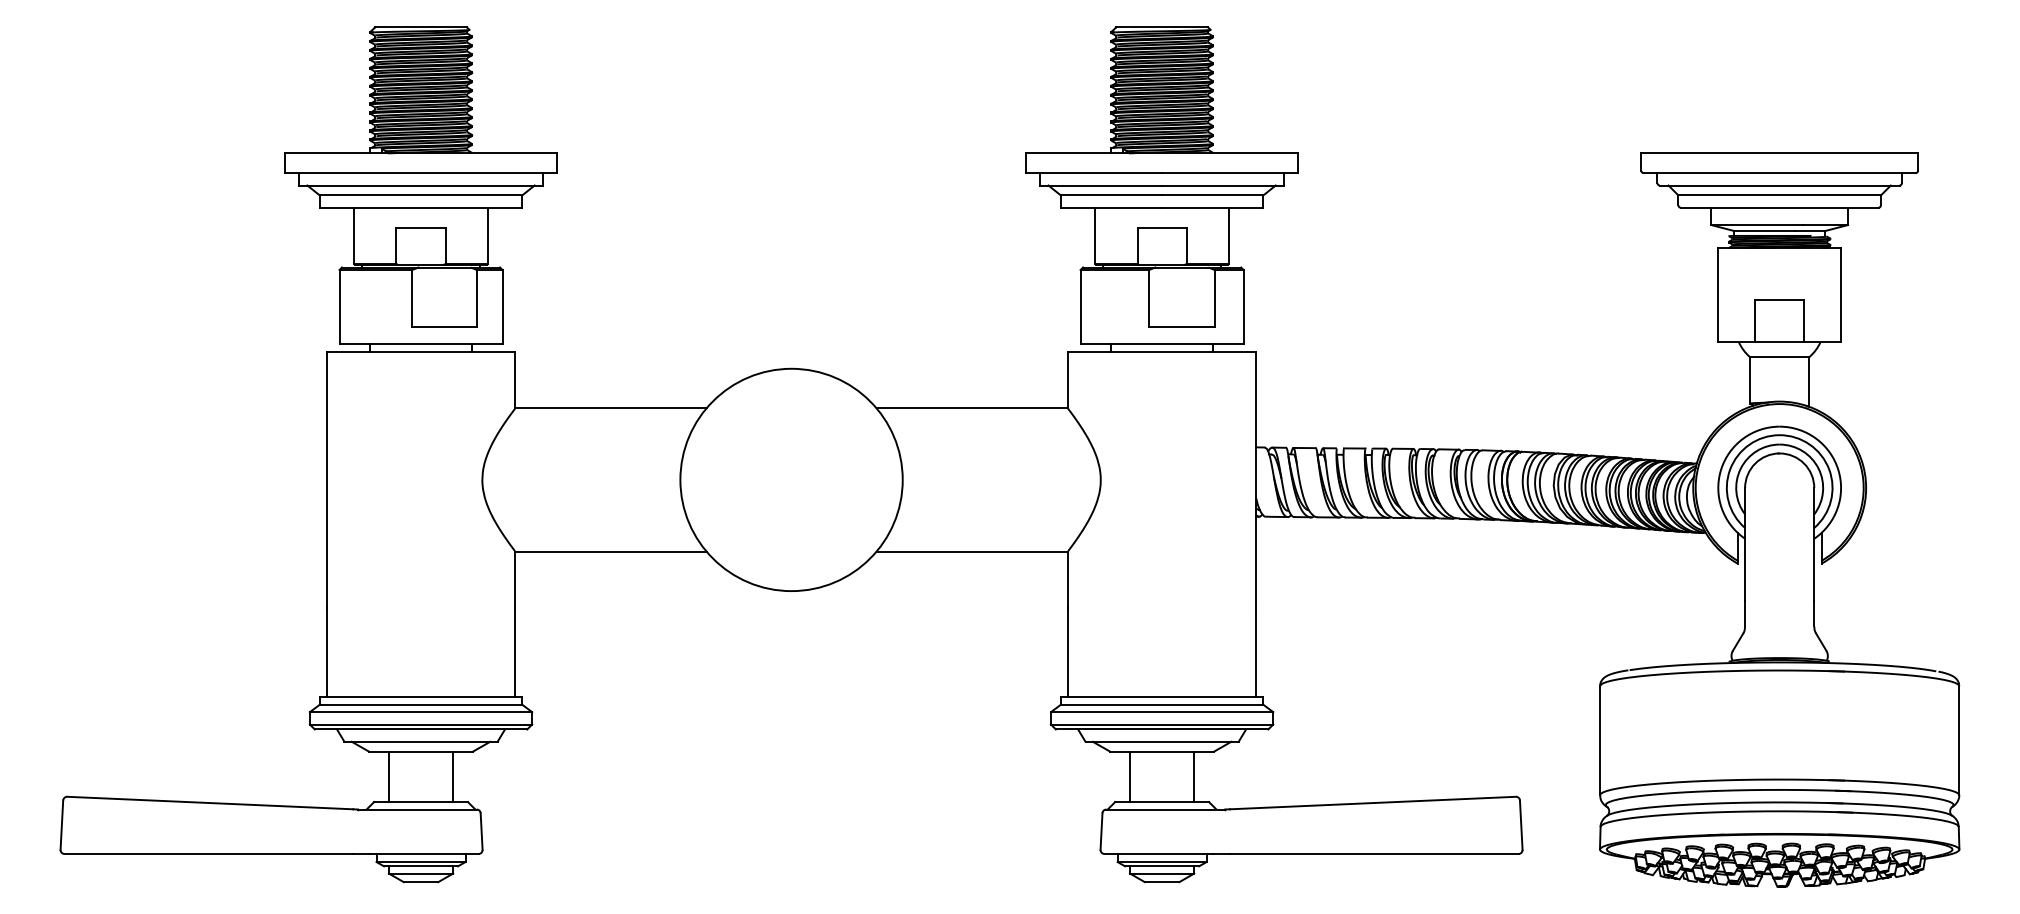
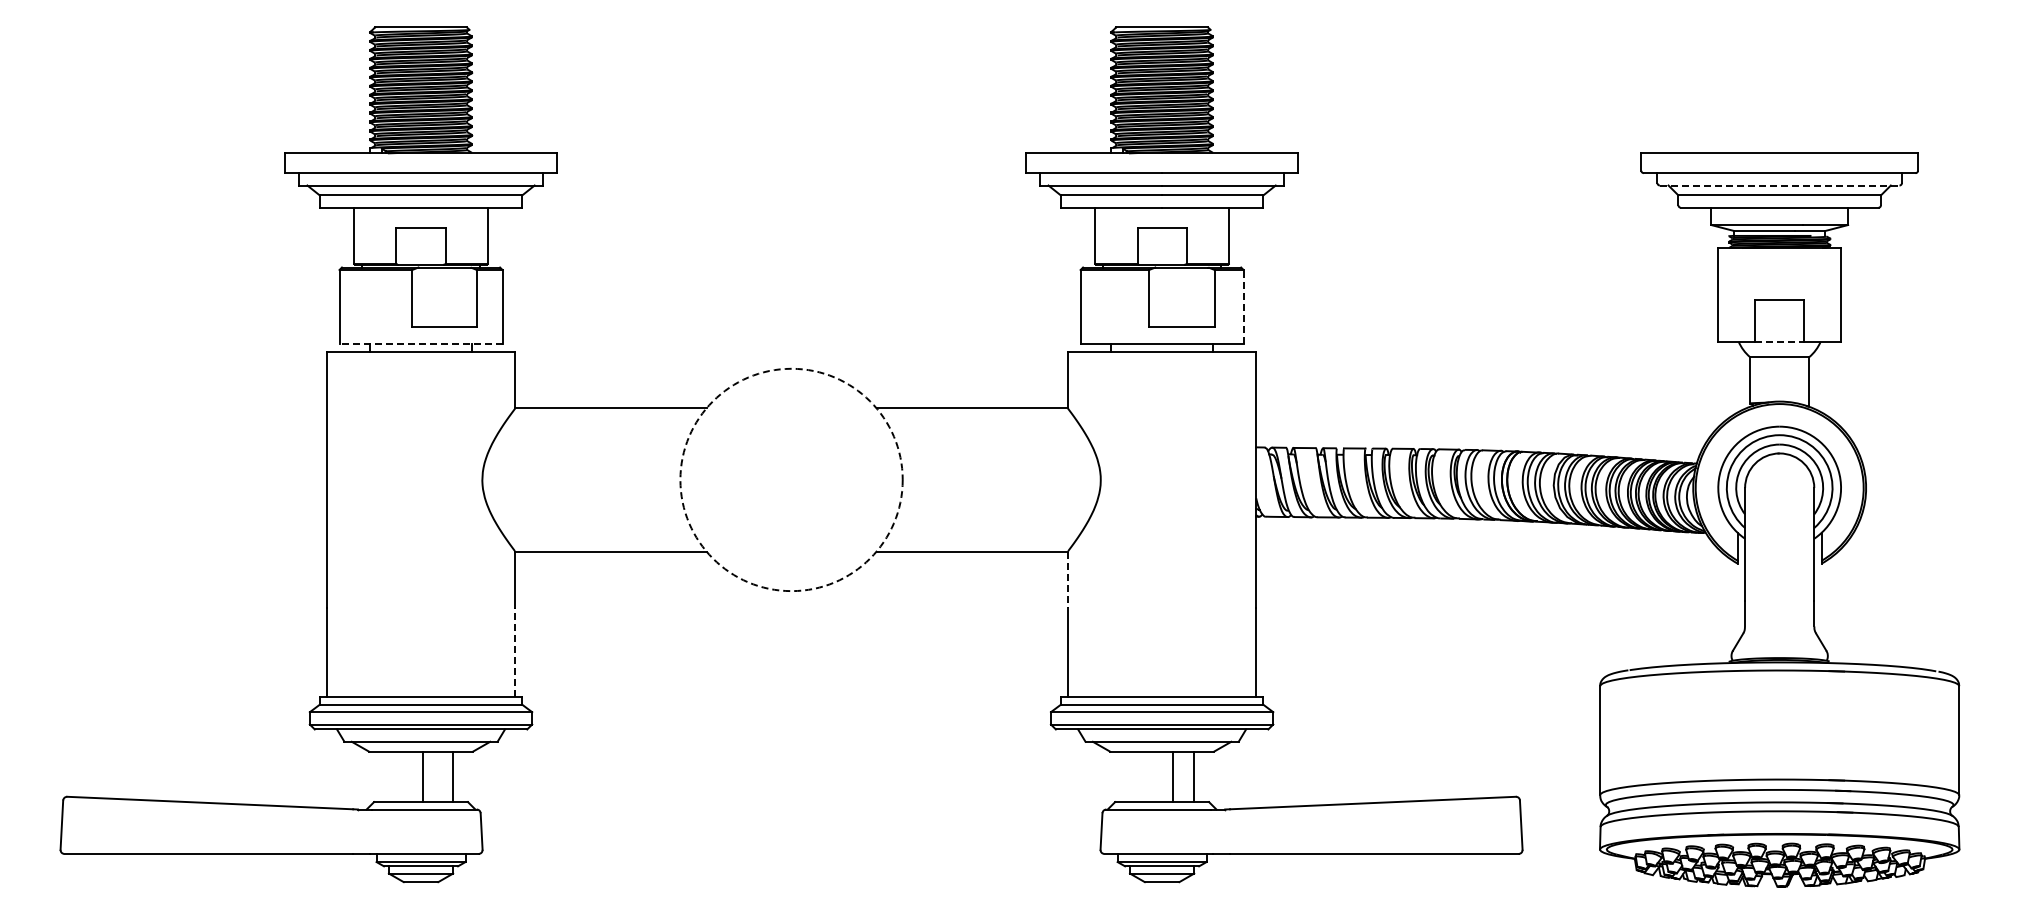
line: solid -> dashed (1779, 185)
line: solid -> dashed (1243, 306)
line: solid -> dashed (1780, 341)
line: solid -> dashed (421, 343)
circle: solid -> dashed (791, 479)
line: solid -> dashed (1068, 580)
line: solid -> dashed (514, 652)
line position: (388, 776) -> (422, 776) (422, 776)
line position: (1130, 776) -> (1173, 776) (1173, 776)
